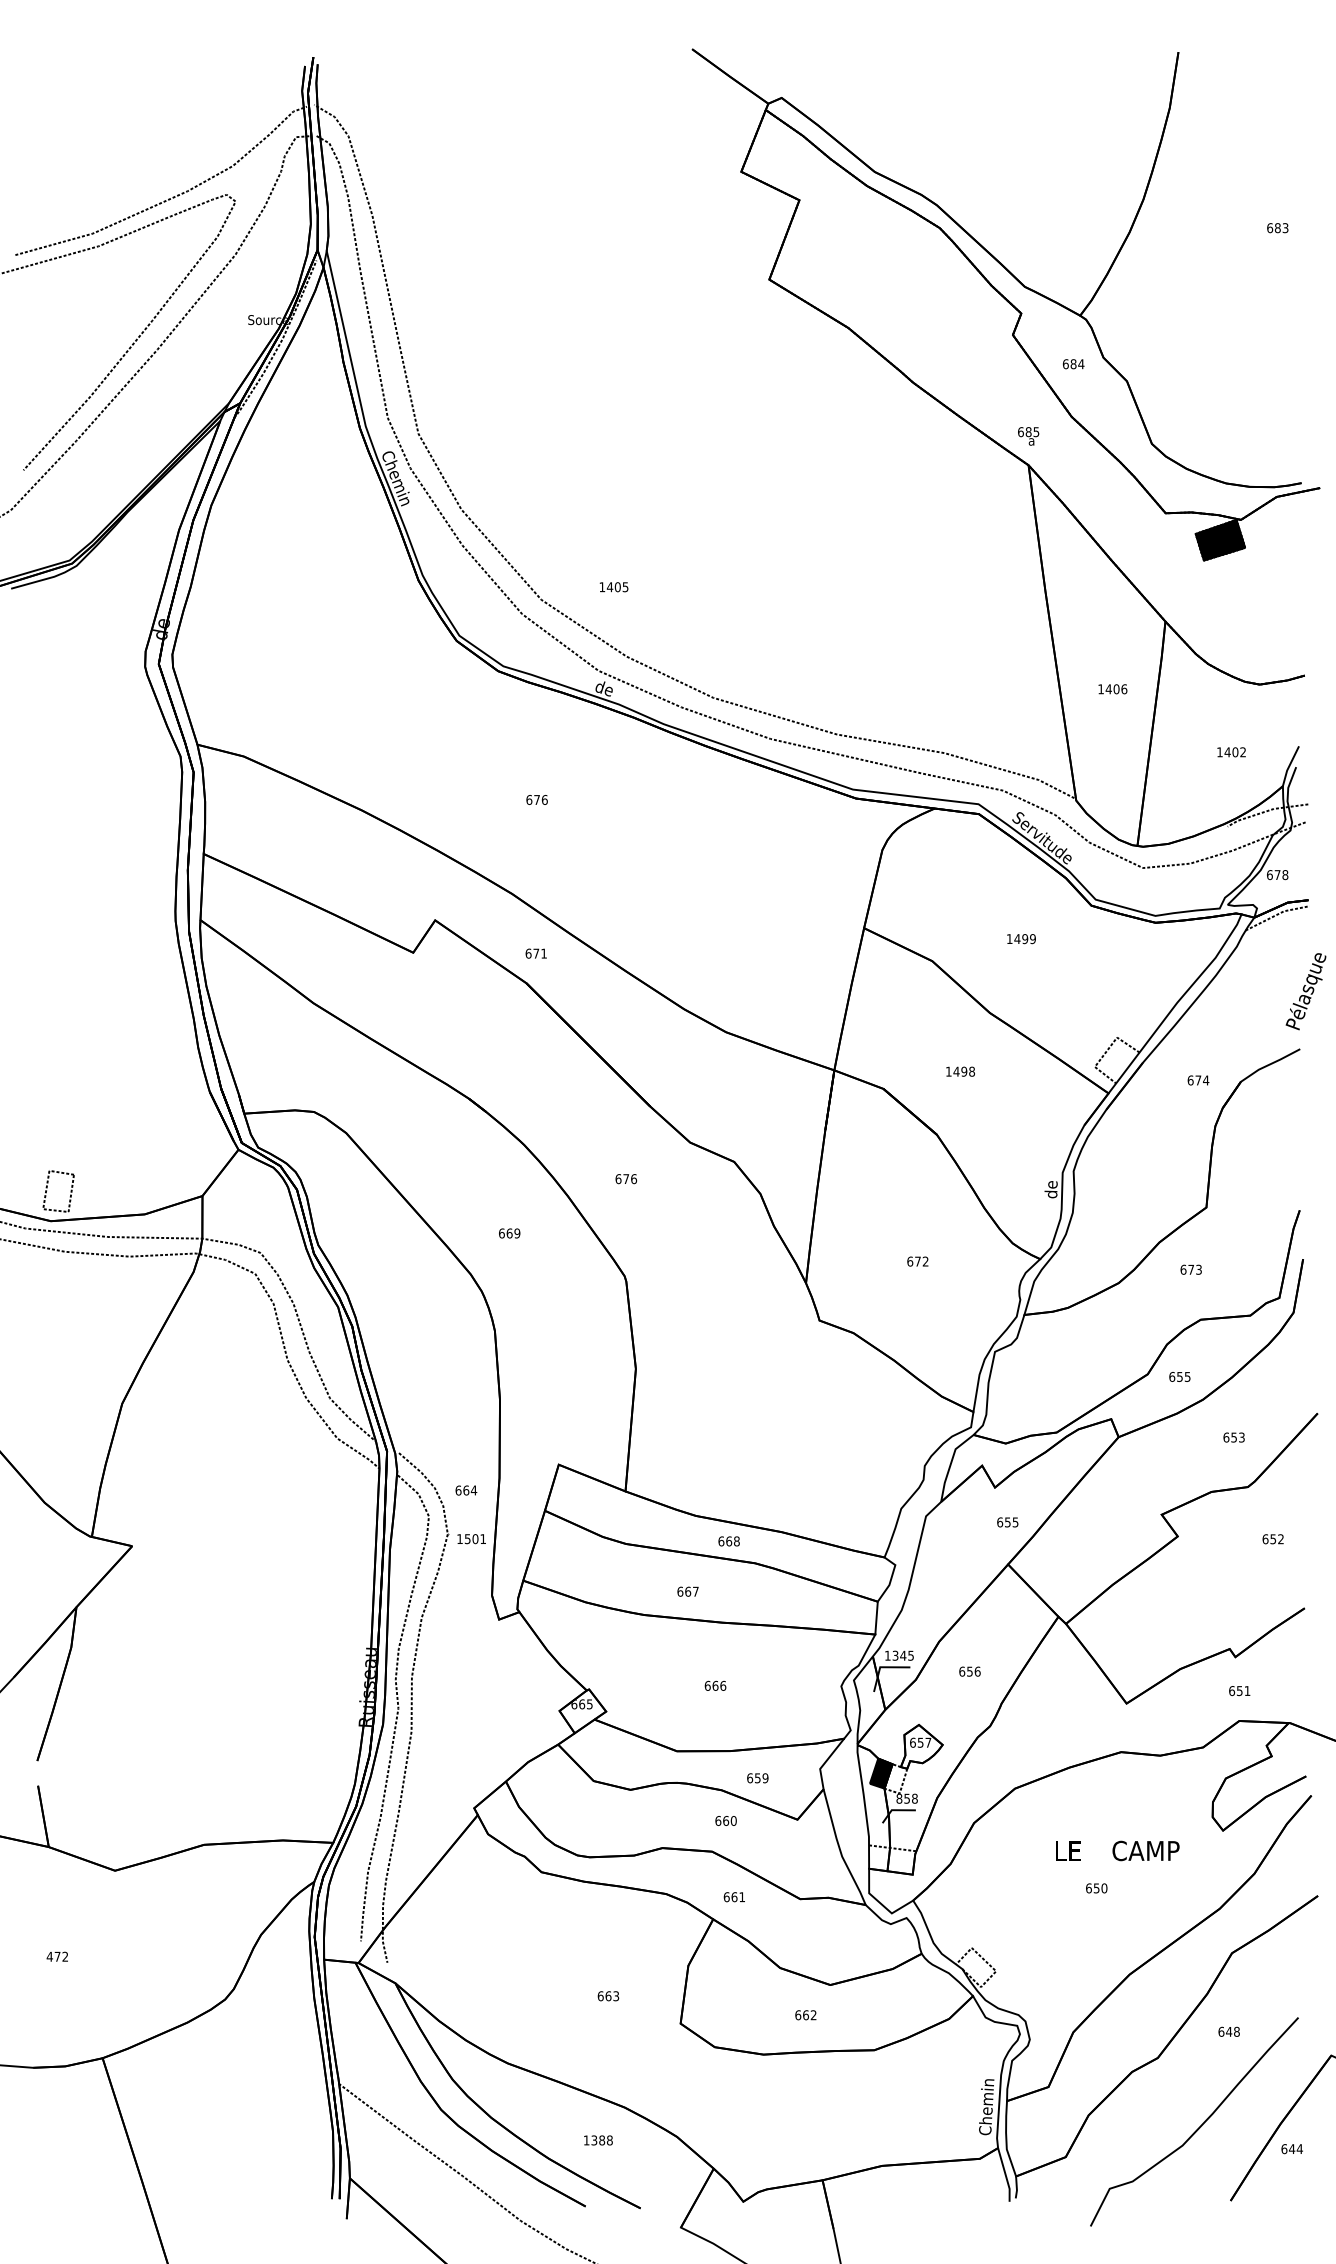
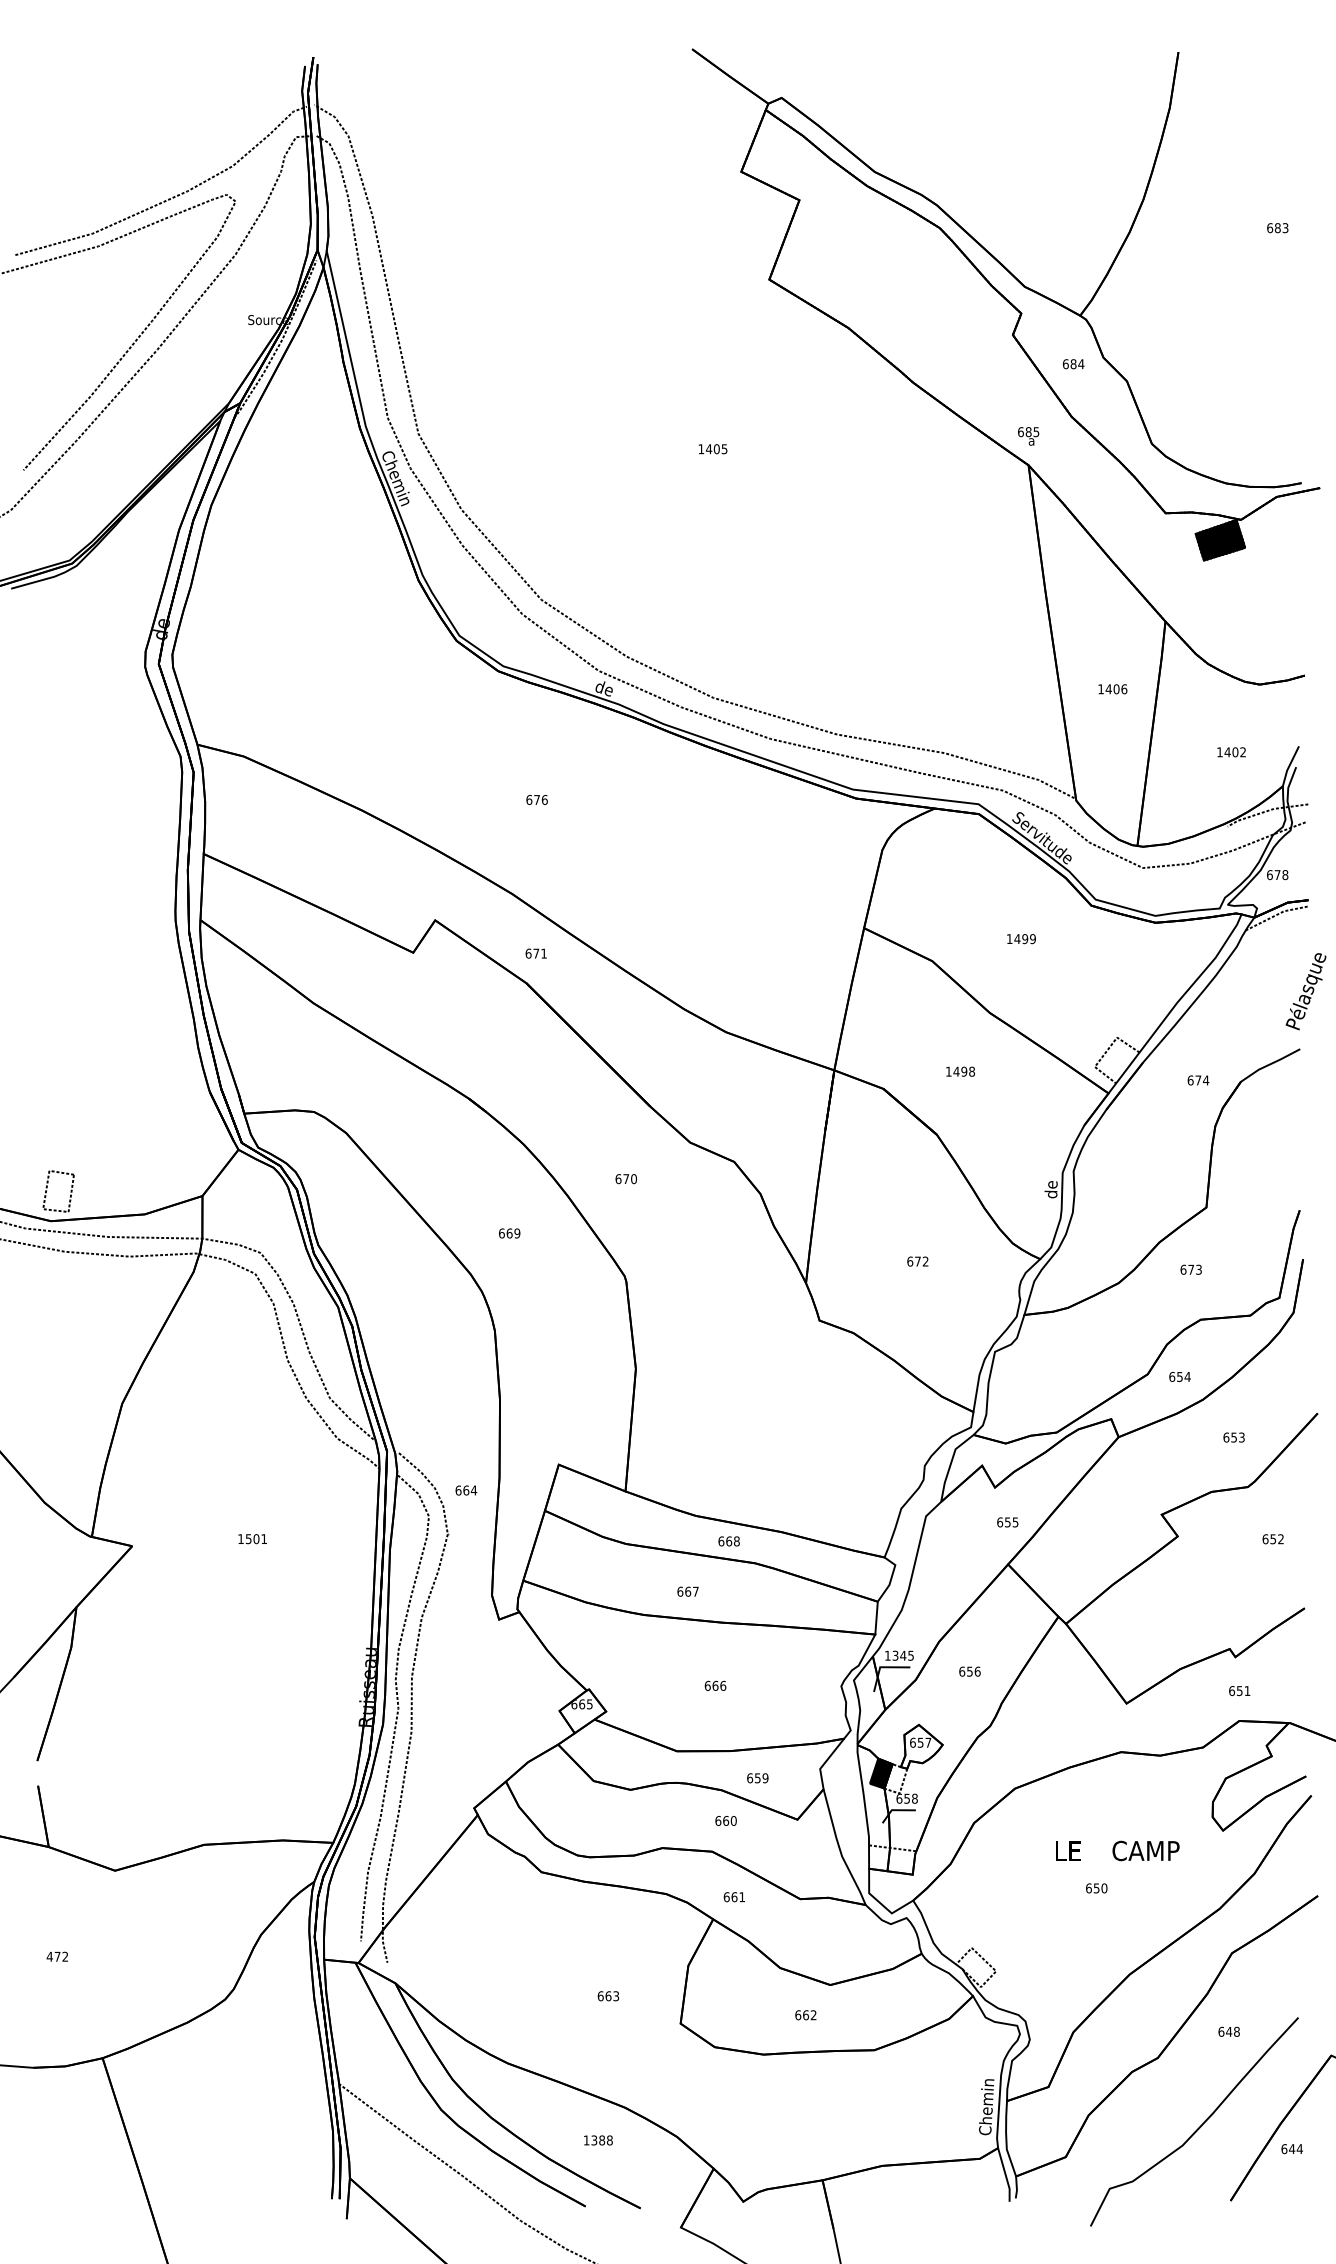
text position: (613, 587) -> (712, 449) (712, 449)
text: 676 -> 670 (634, 1178)
text: 655 -> 654 (1187, 1376)
text position: (471, 1539) -> (252, 1539) (252, 1539)
text: 858 -> 658 (899, 1798)
